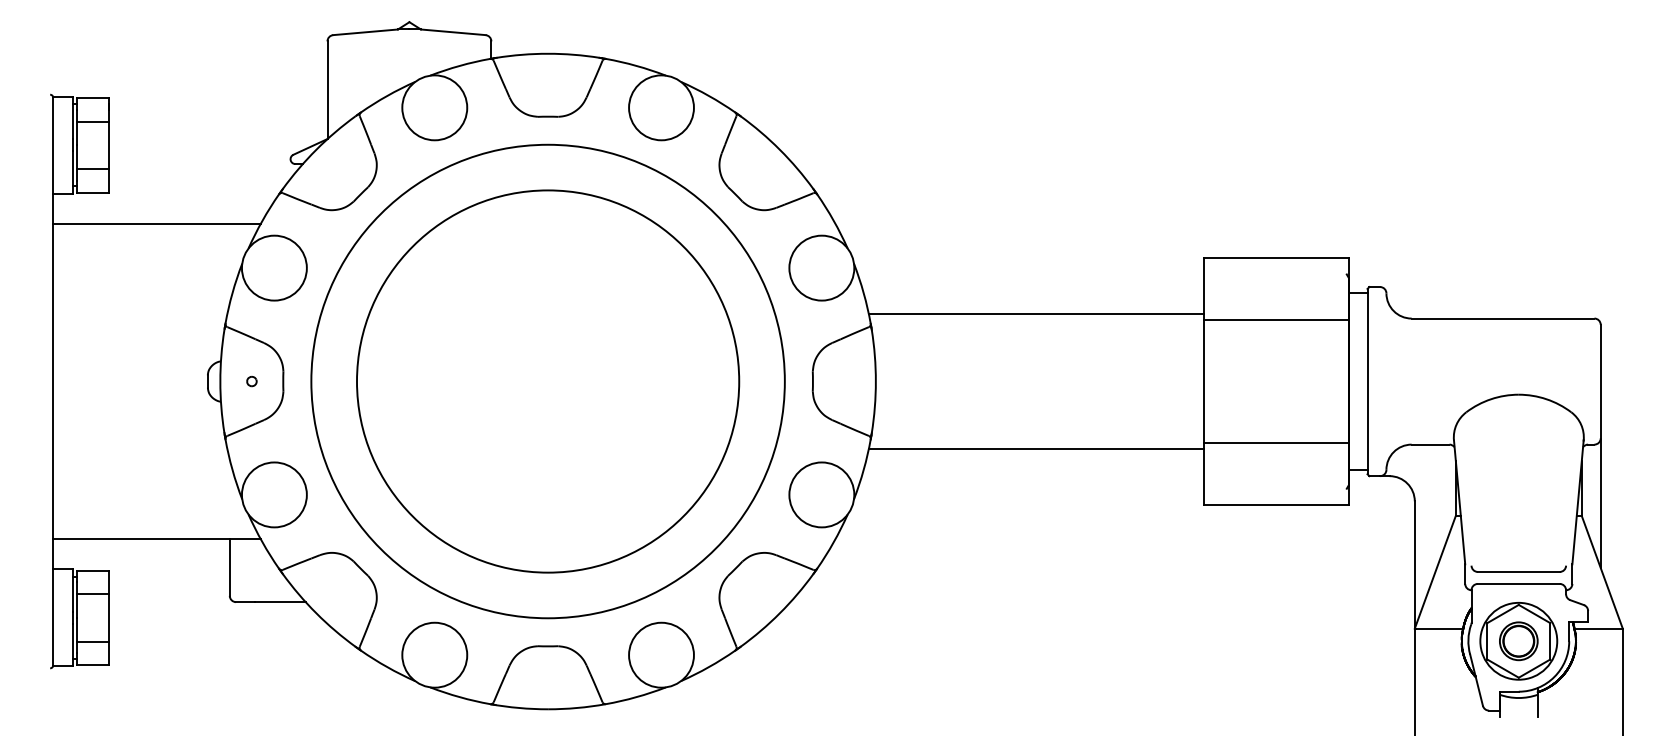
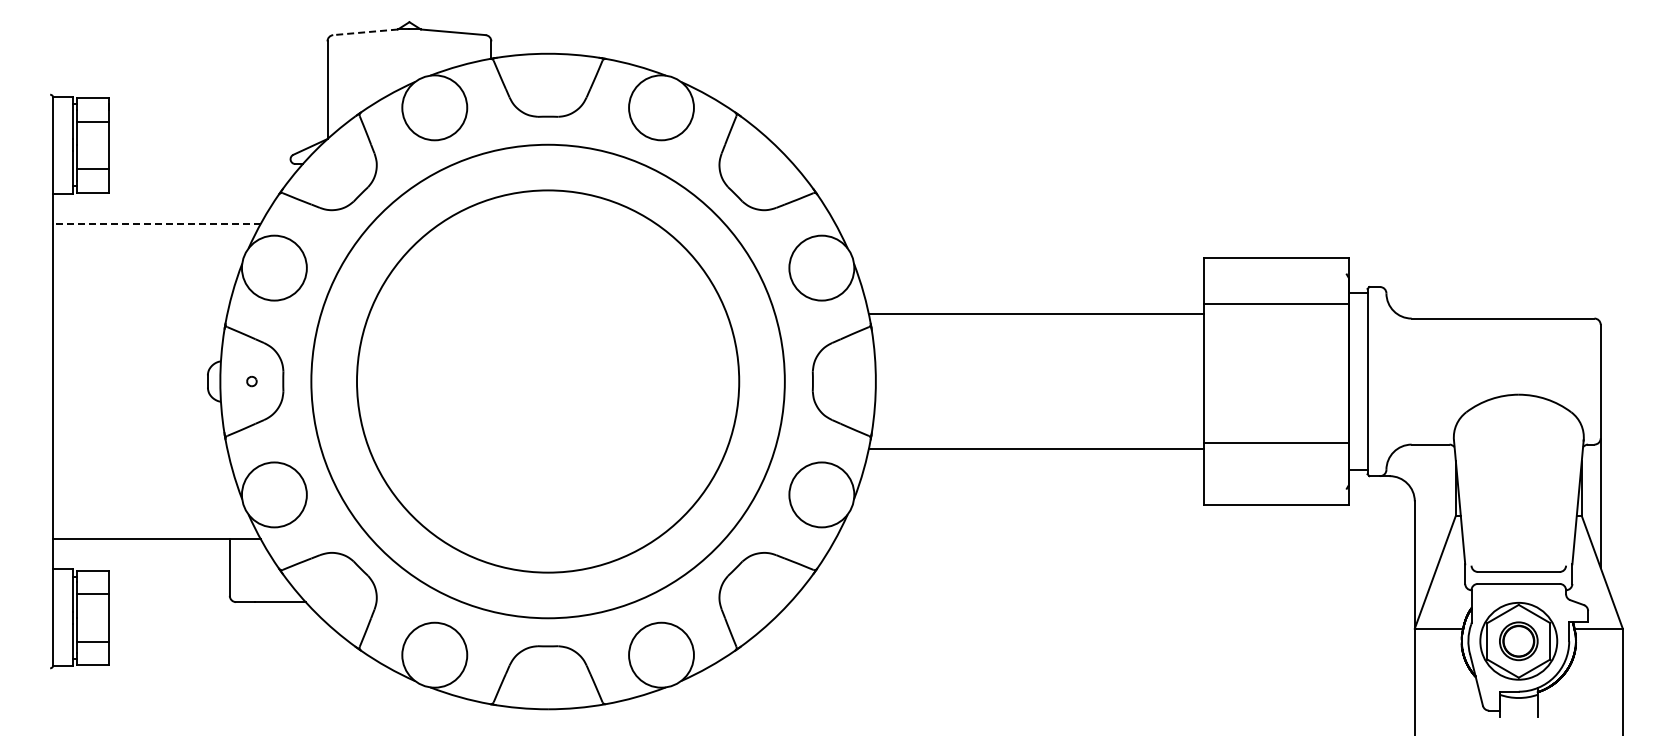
line: solid -> dashed (365, 32)
line: solid -> dashed (157, 223)
line position: (1275, 319) -> (1275, 303) (1275, 303)
